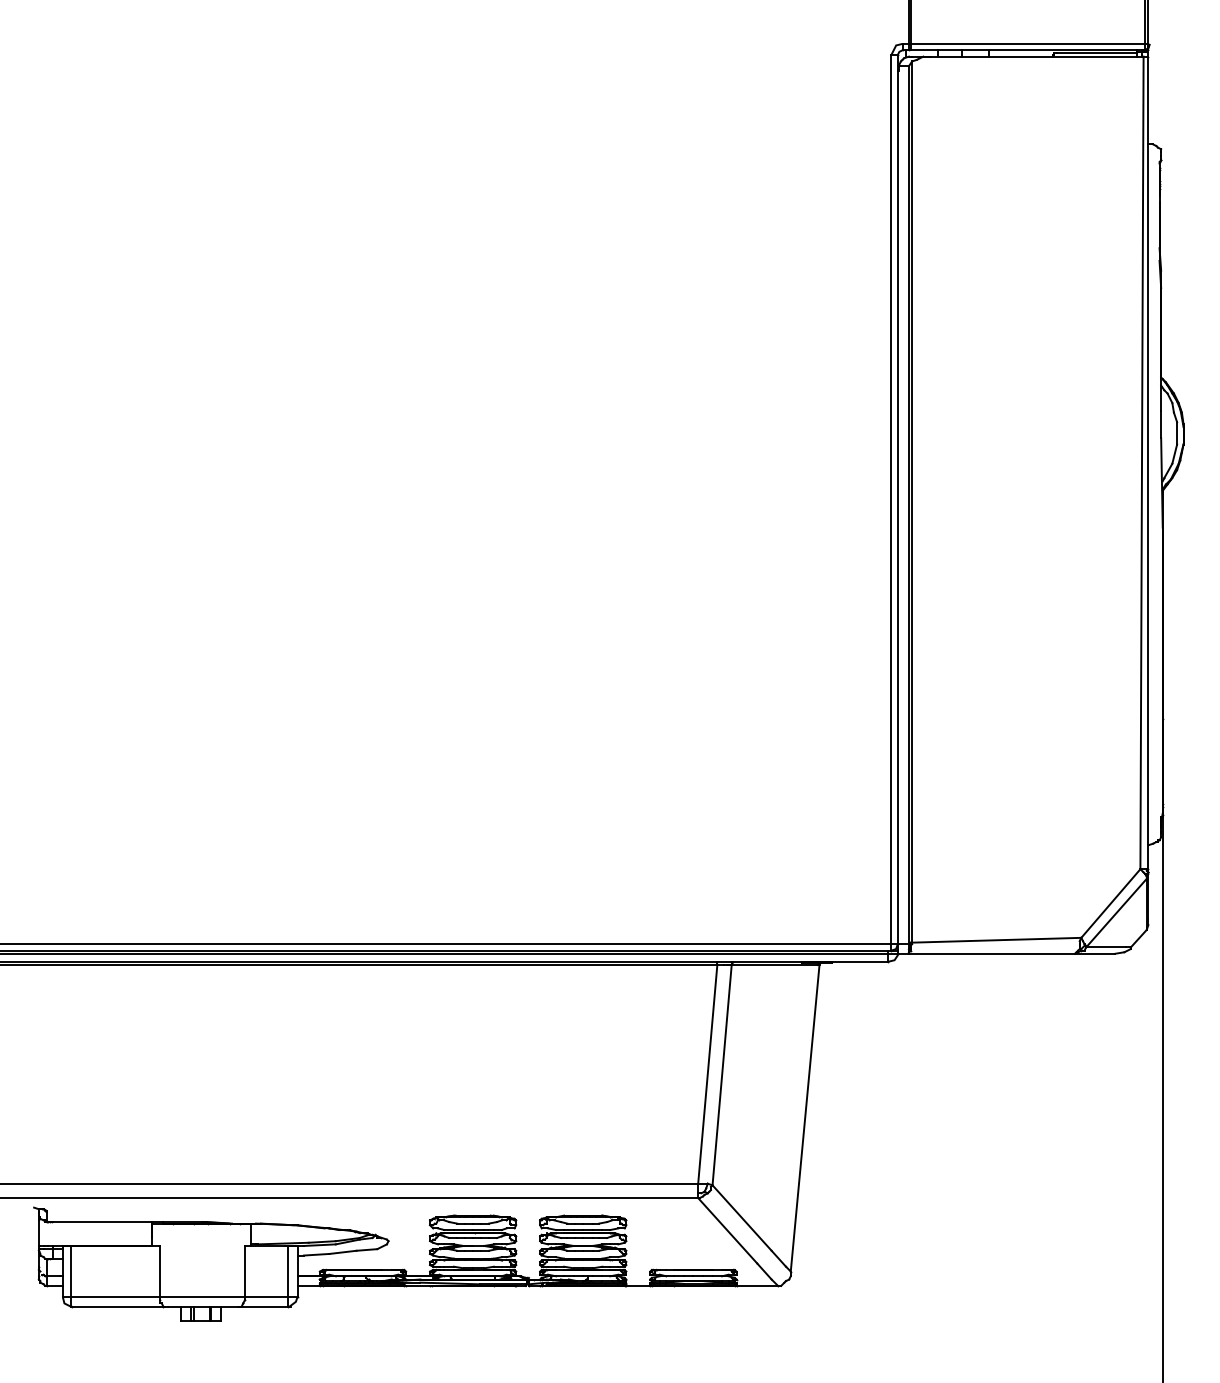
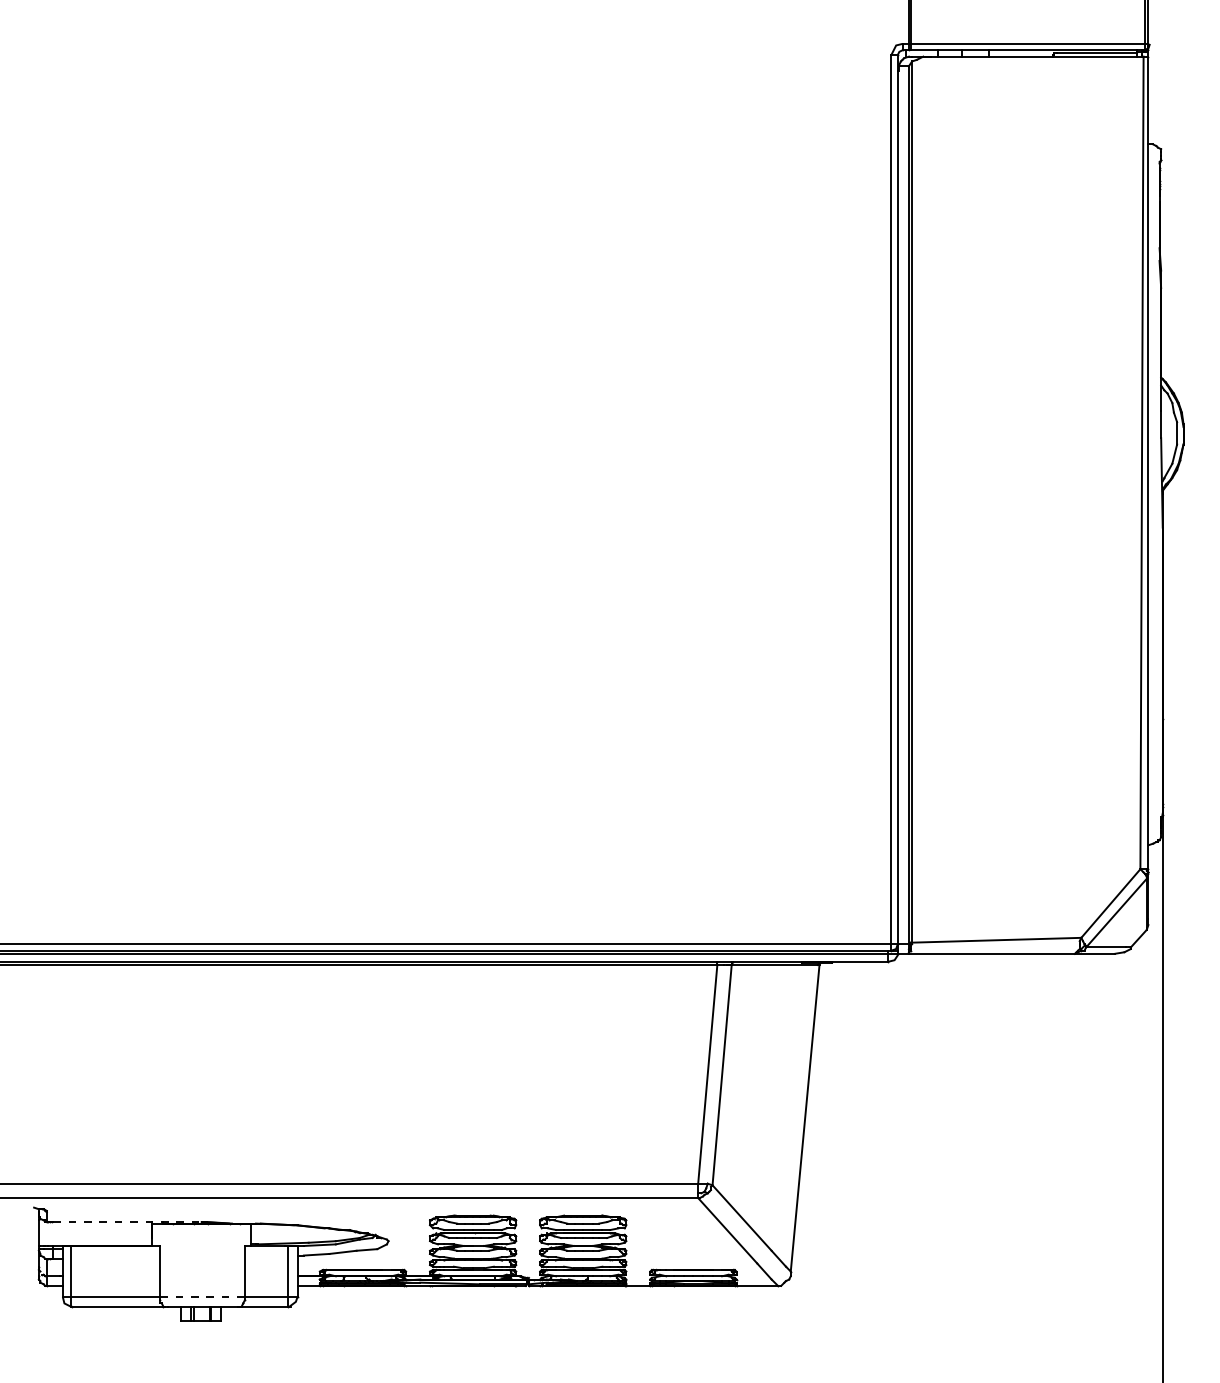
line: solid -> dashed (127, 1222)
line: solid -> dashed (202, 1297)
